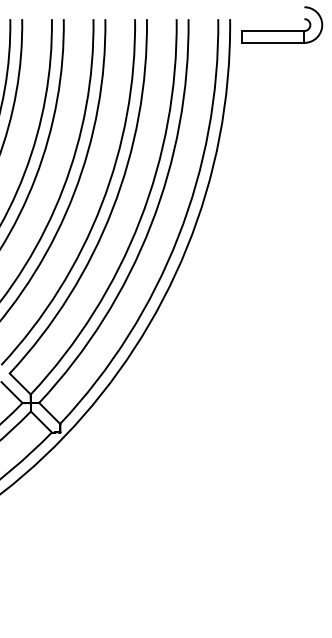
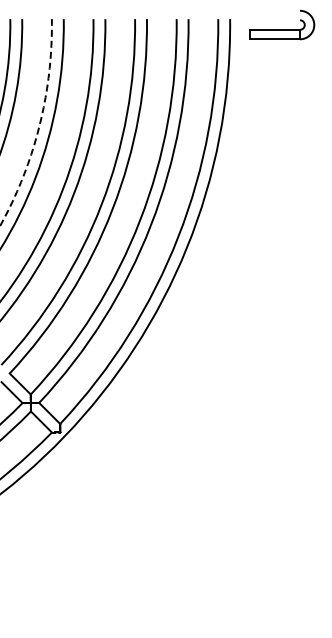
part size: 83x38 px -> 67x32 px (282, 24)
arc: solid -> dashed (39, 126)
